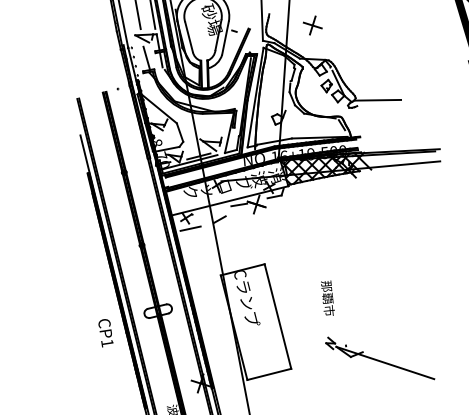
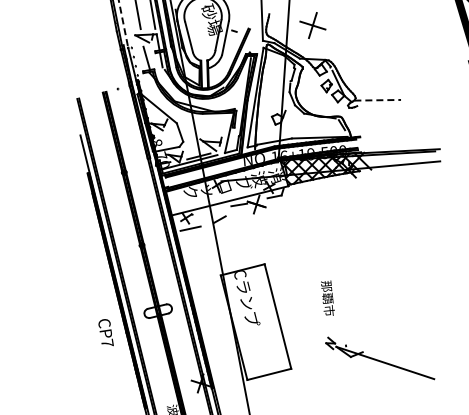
line: solid -> dashed (123, 24)
part size: 21x21 px -> 28x28 px (312, 25)
line: solid -> dashed (378, 100)
text: CP1 -> CP7 (107, 342)
